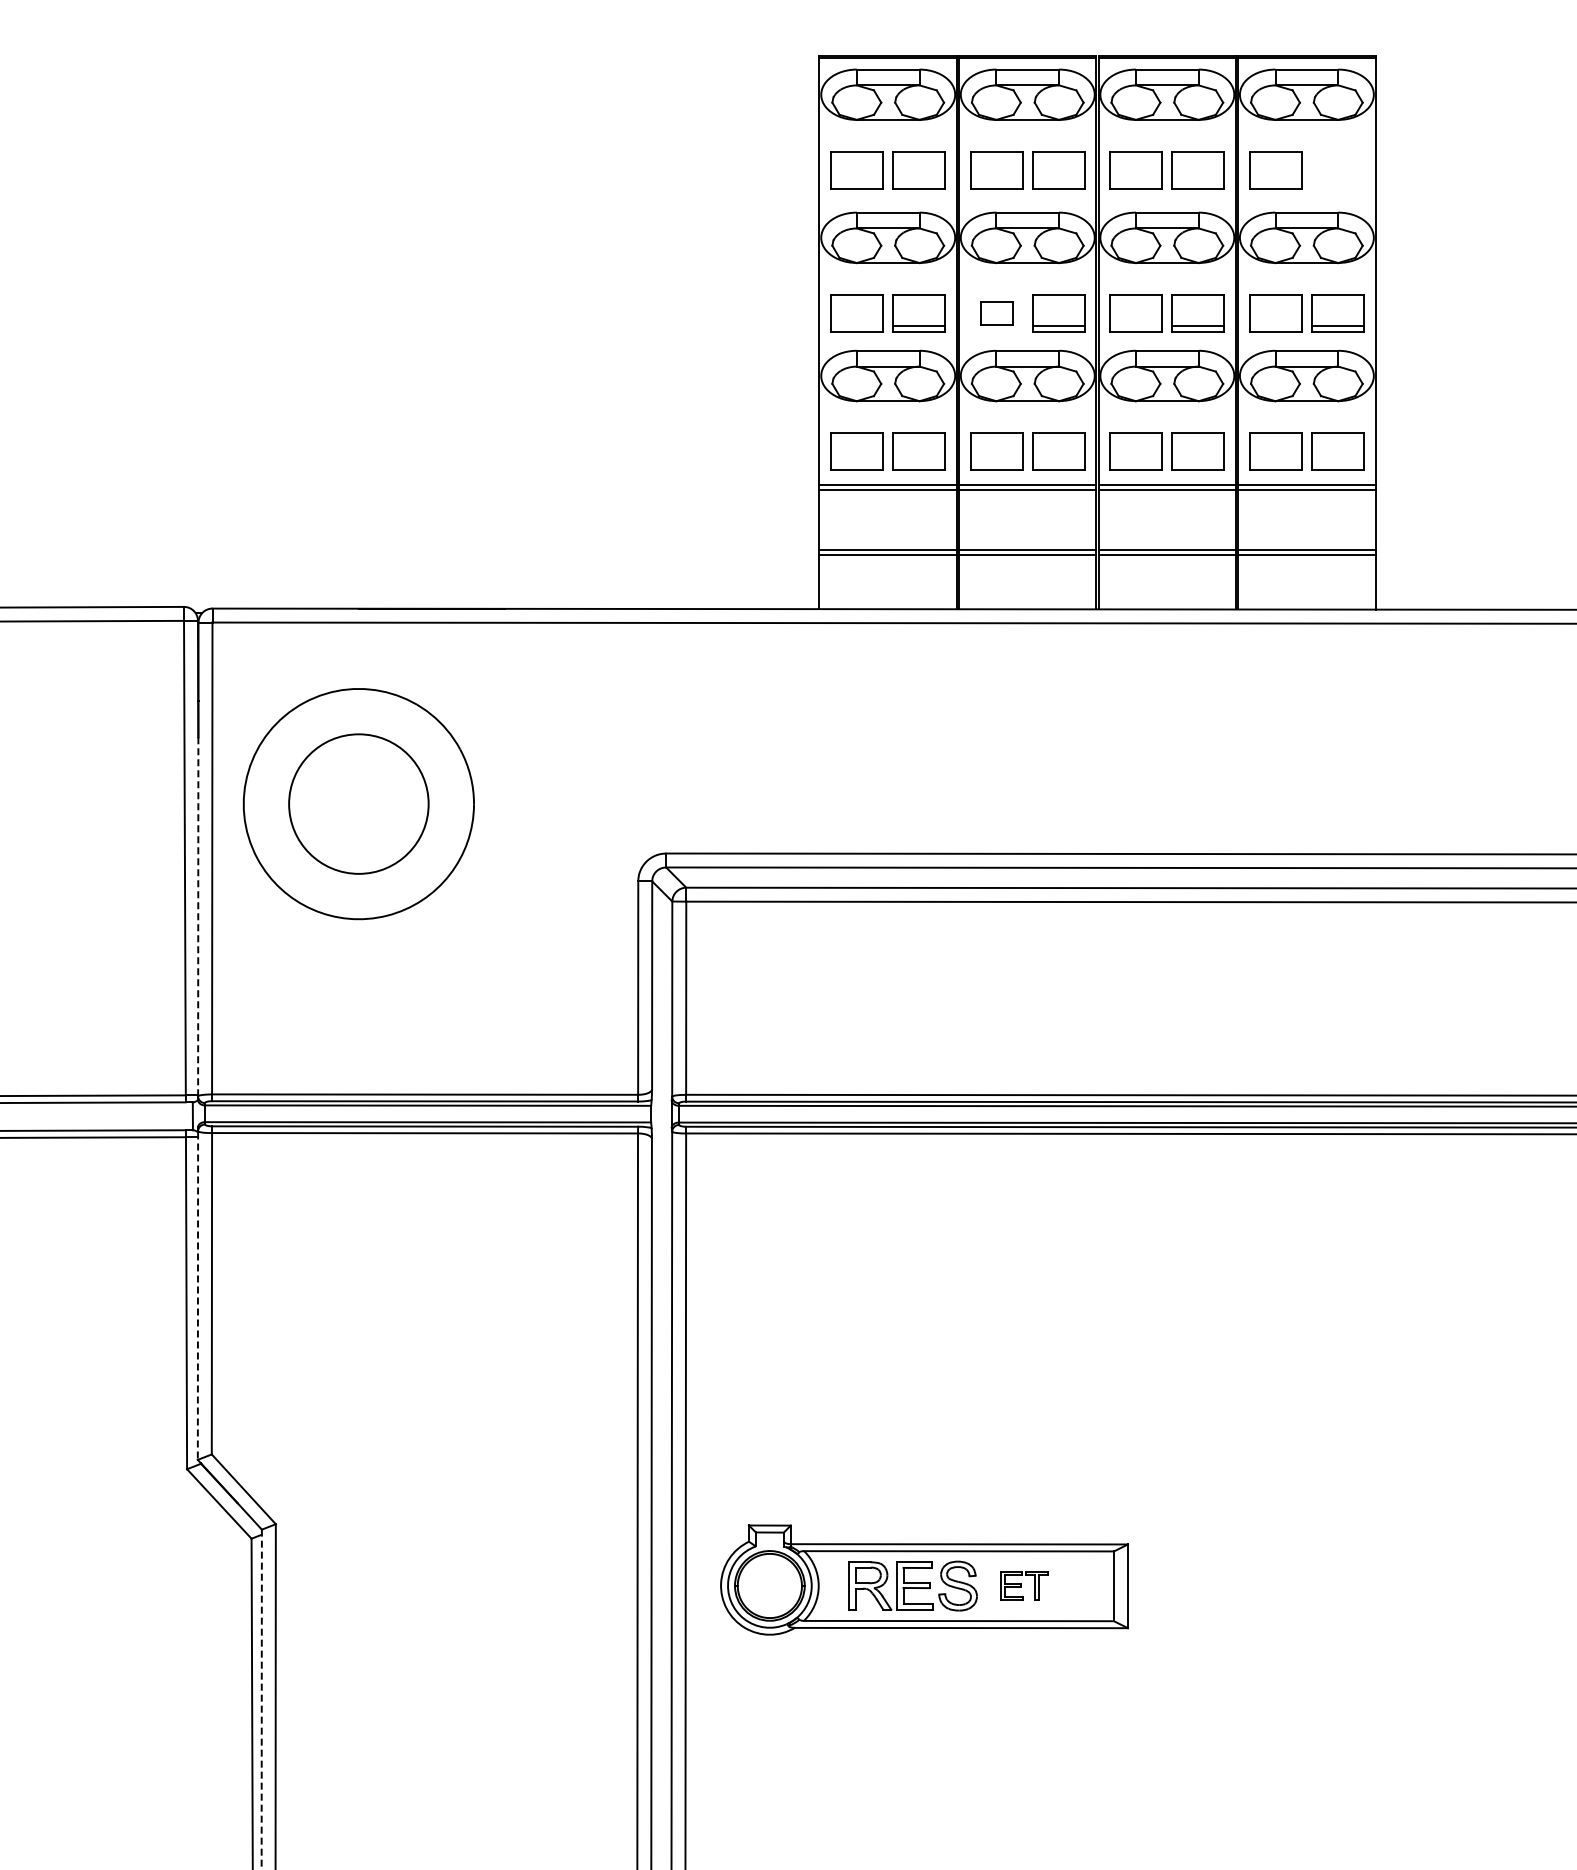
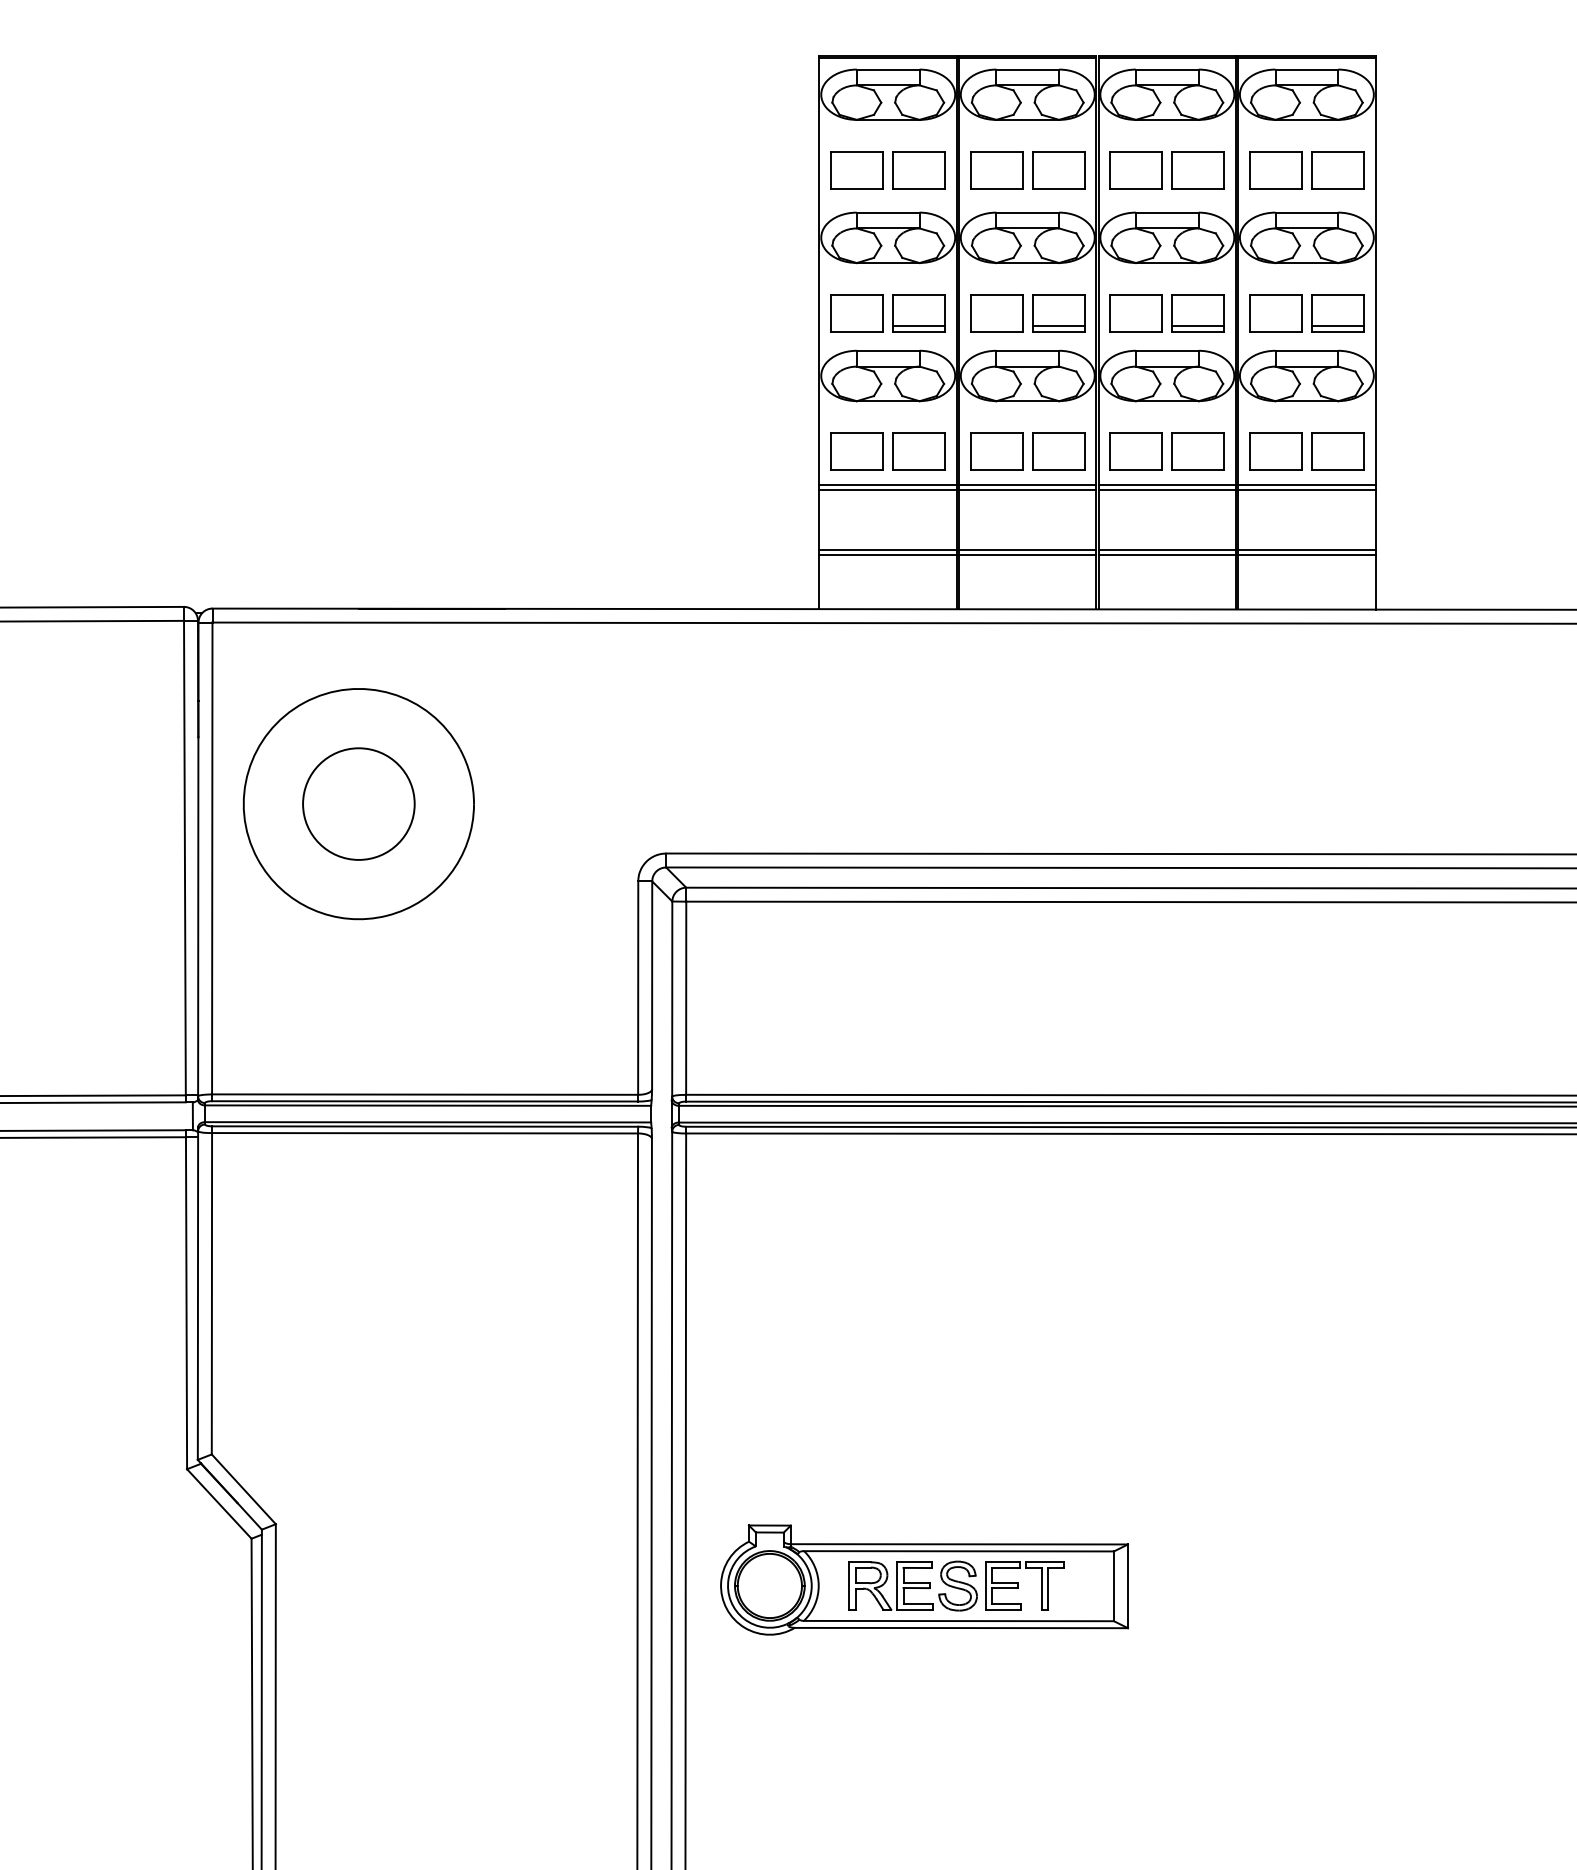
part: none -> present (1337, 170)
part size: 34x25 px -> 54x39 px (996, 313)
circle diameter: 140 px -> 112 px (358, 803)
line: dashed -> solid (198, 916)
line: dashed -> solid (197, 1296)
part size: 49x30 px -> 80x50 px (1024, 1585)
line: dashed -> solid (261, 1699)
